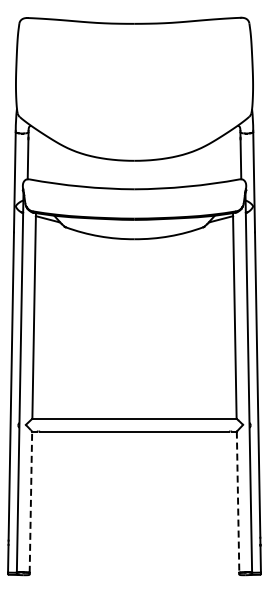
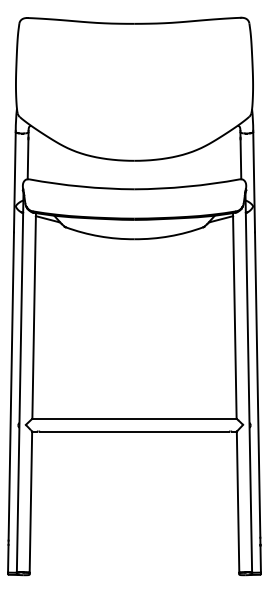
line: dashed -> solid (30, 502)
line: dashed -> solid (238, 502)
